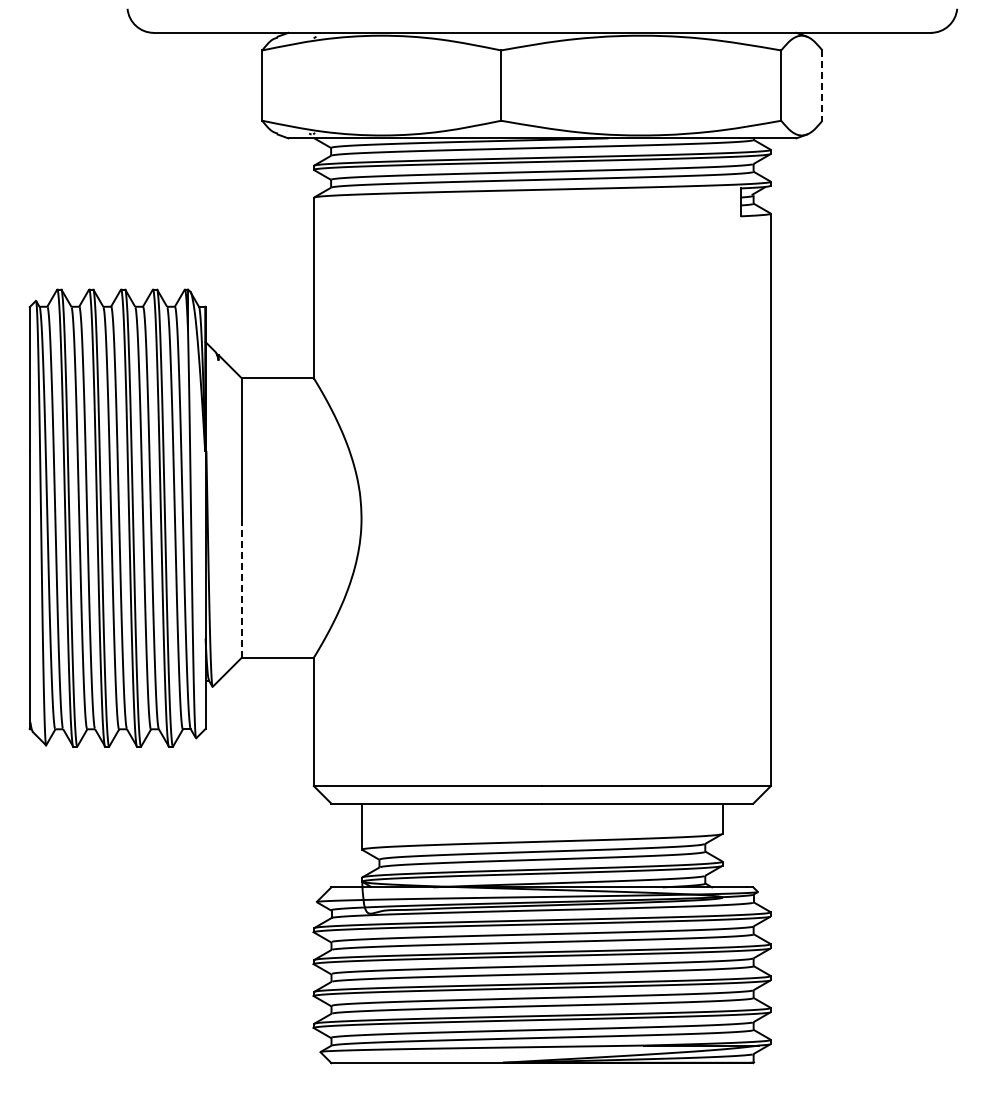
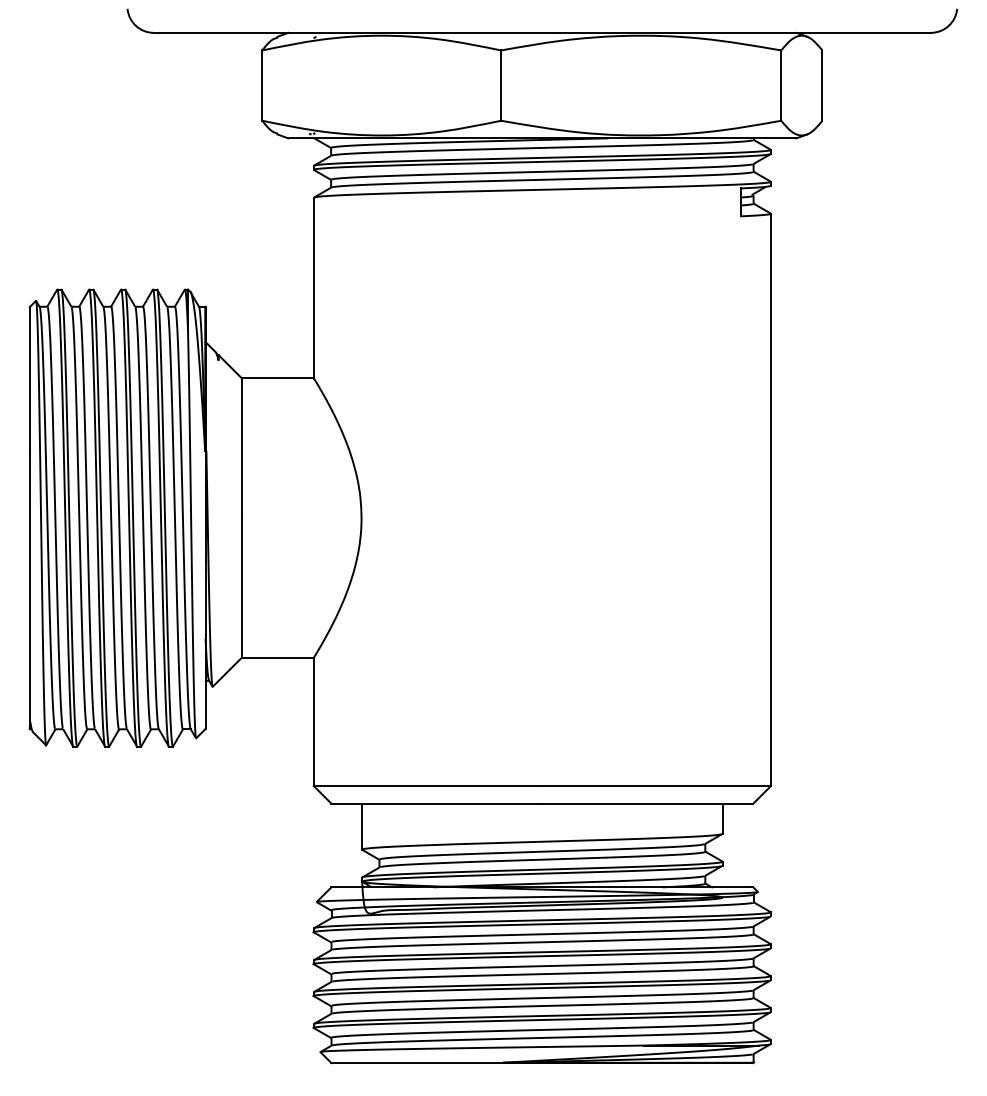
line: dashed -> solid (822, 86)
line: dashed -> solid (241, 587)
